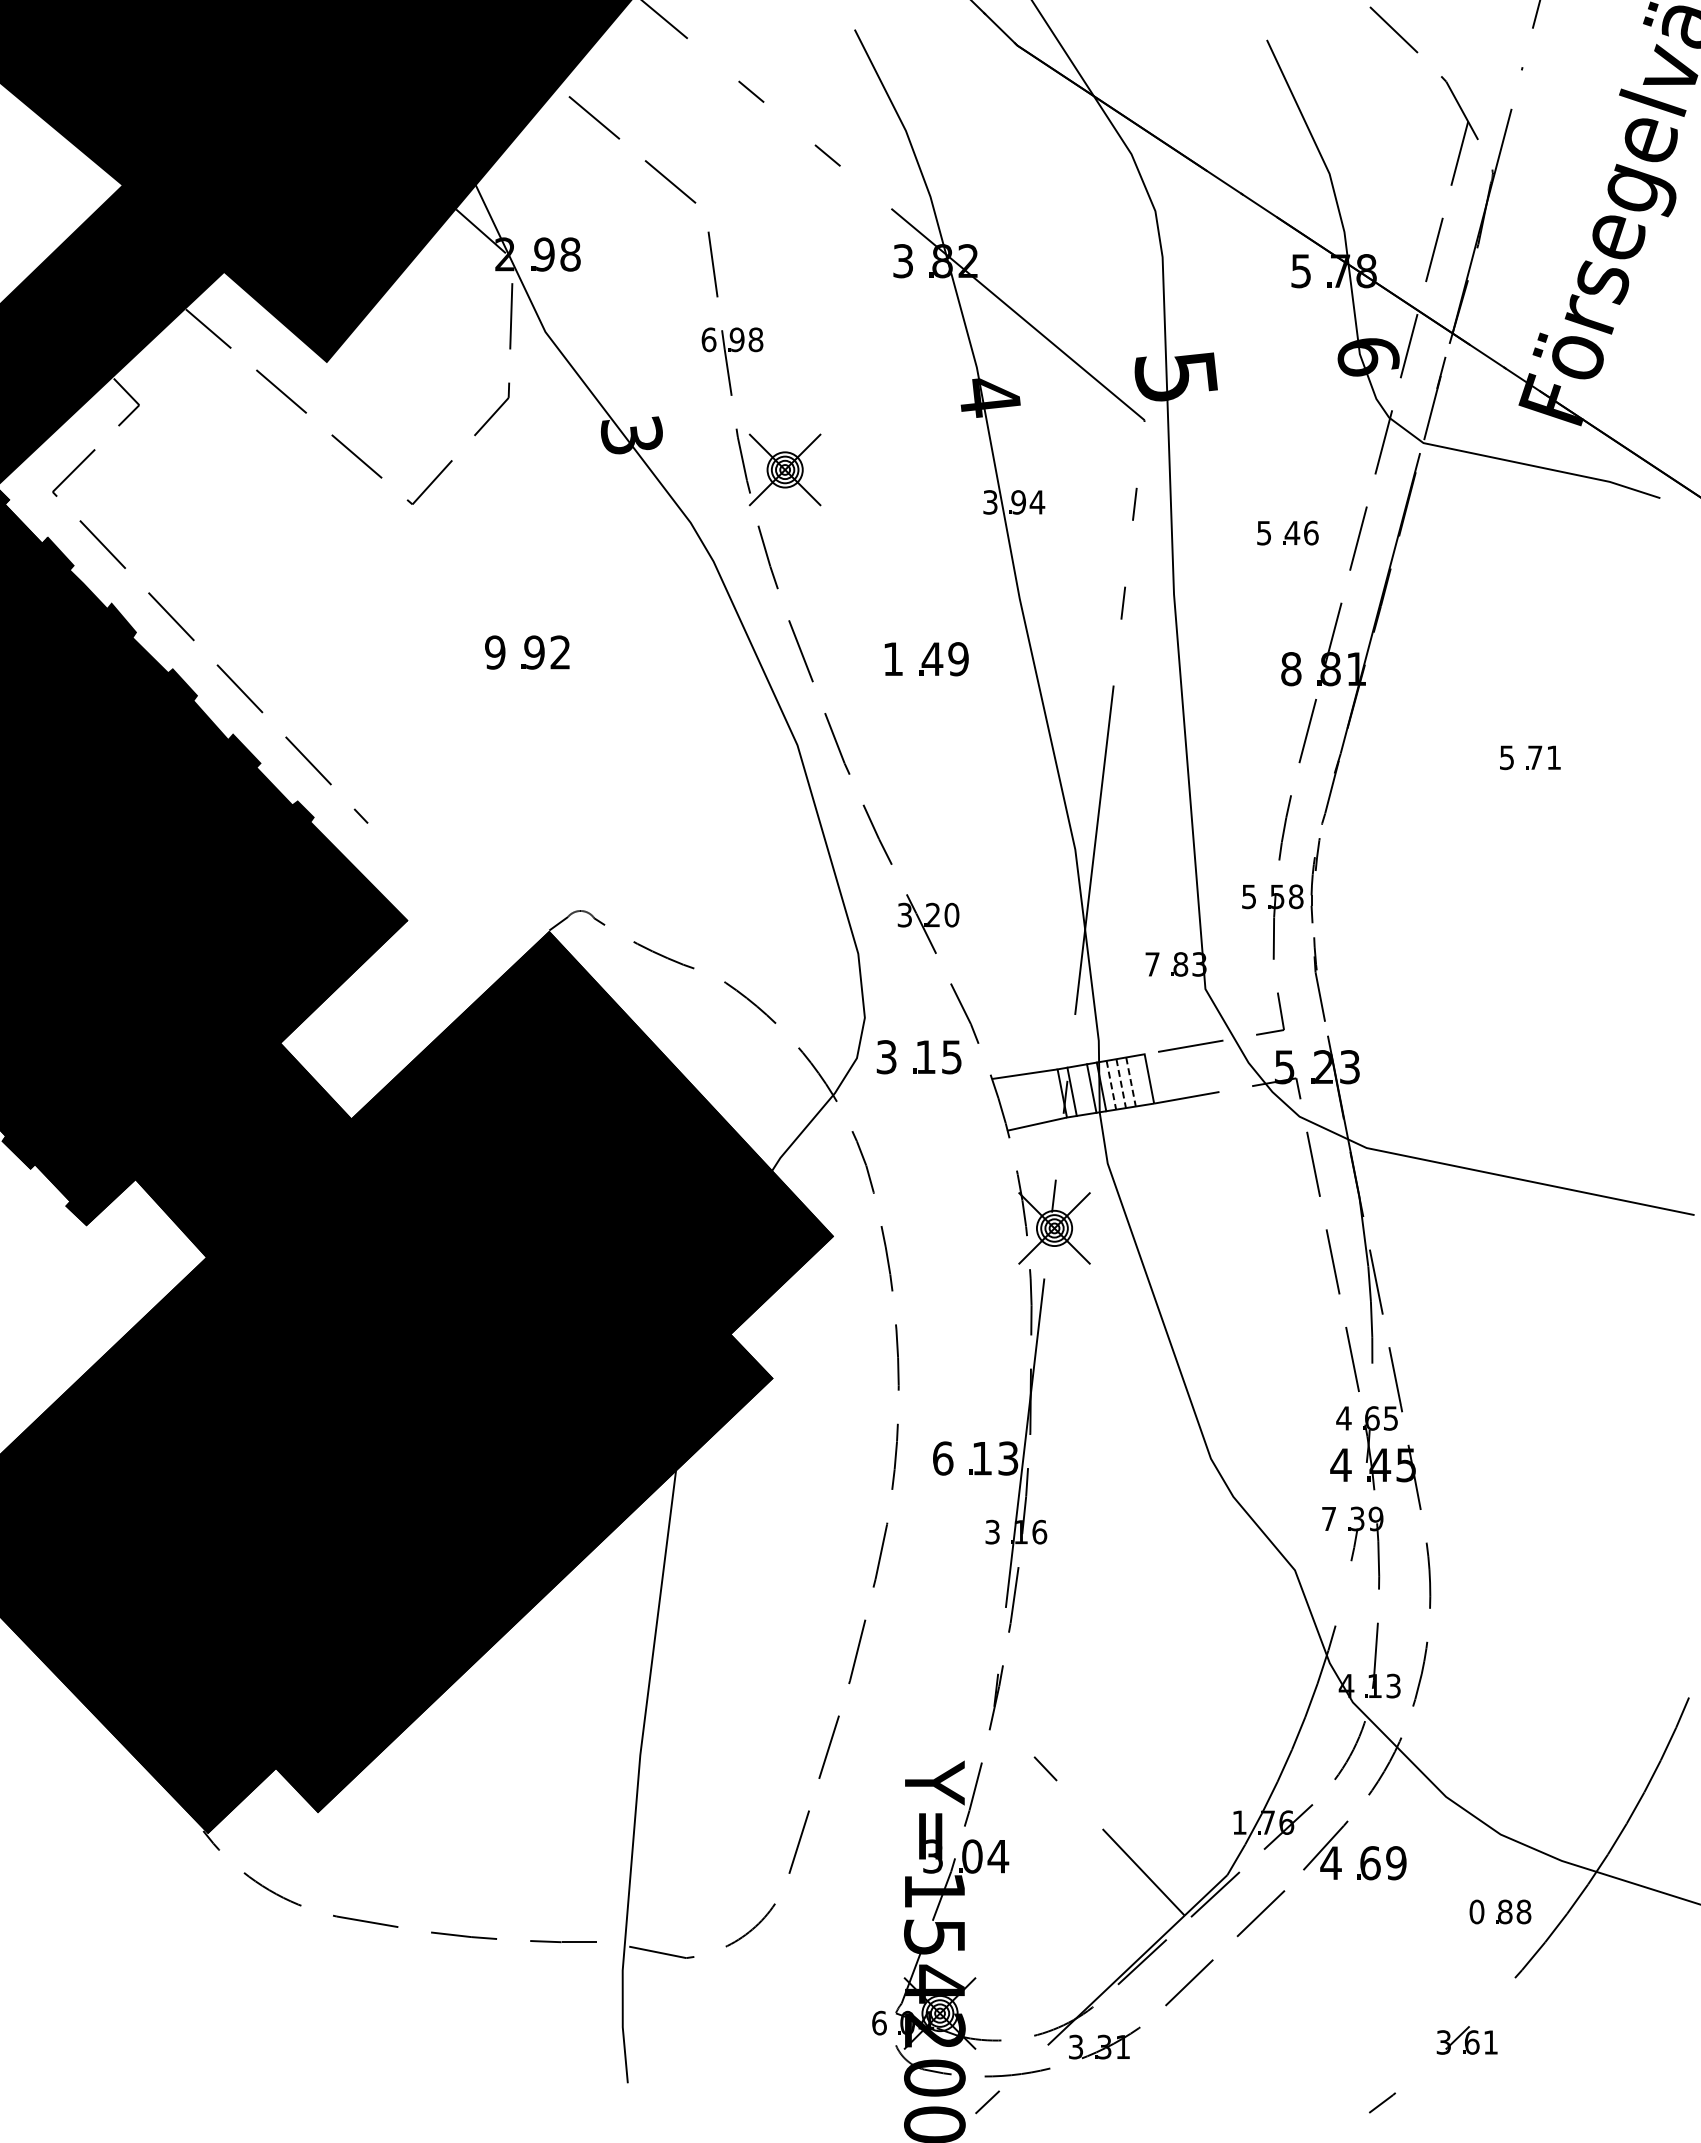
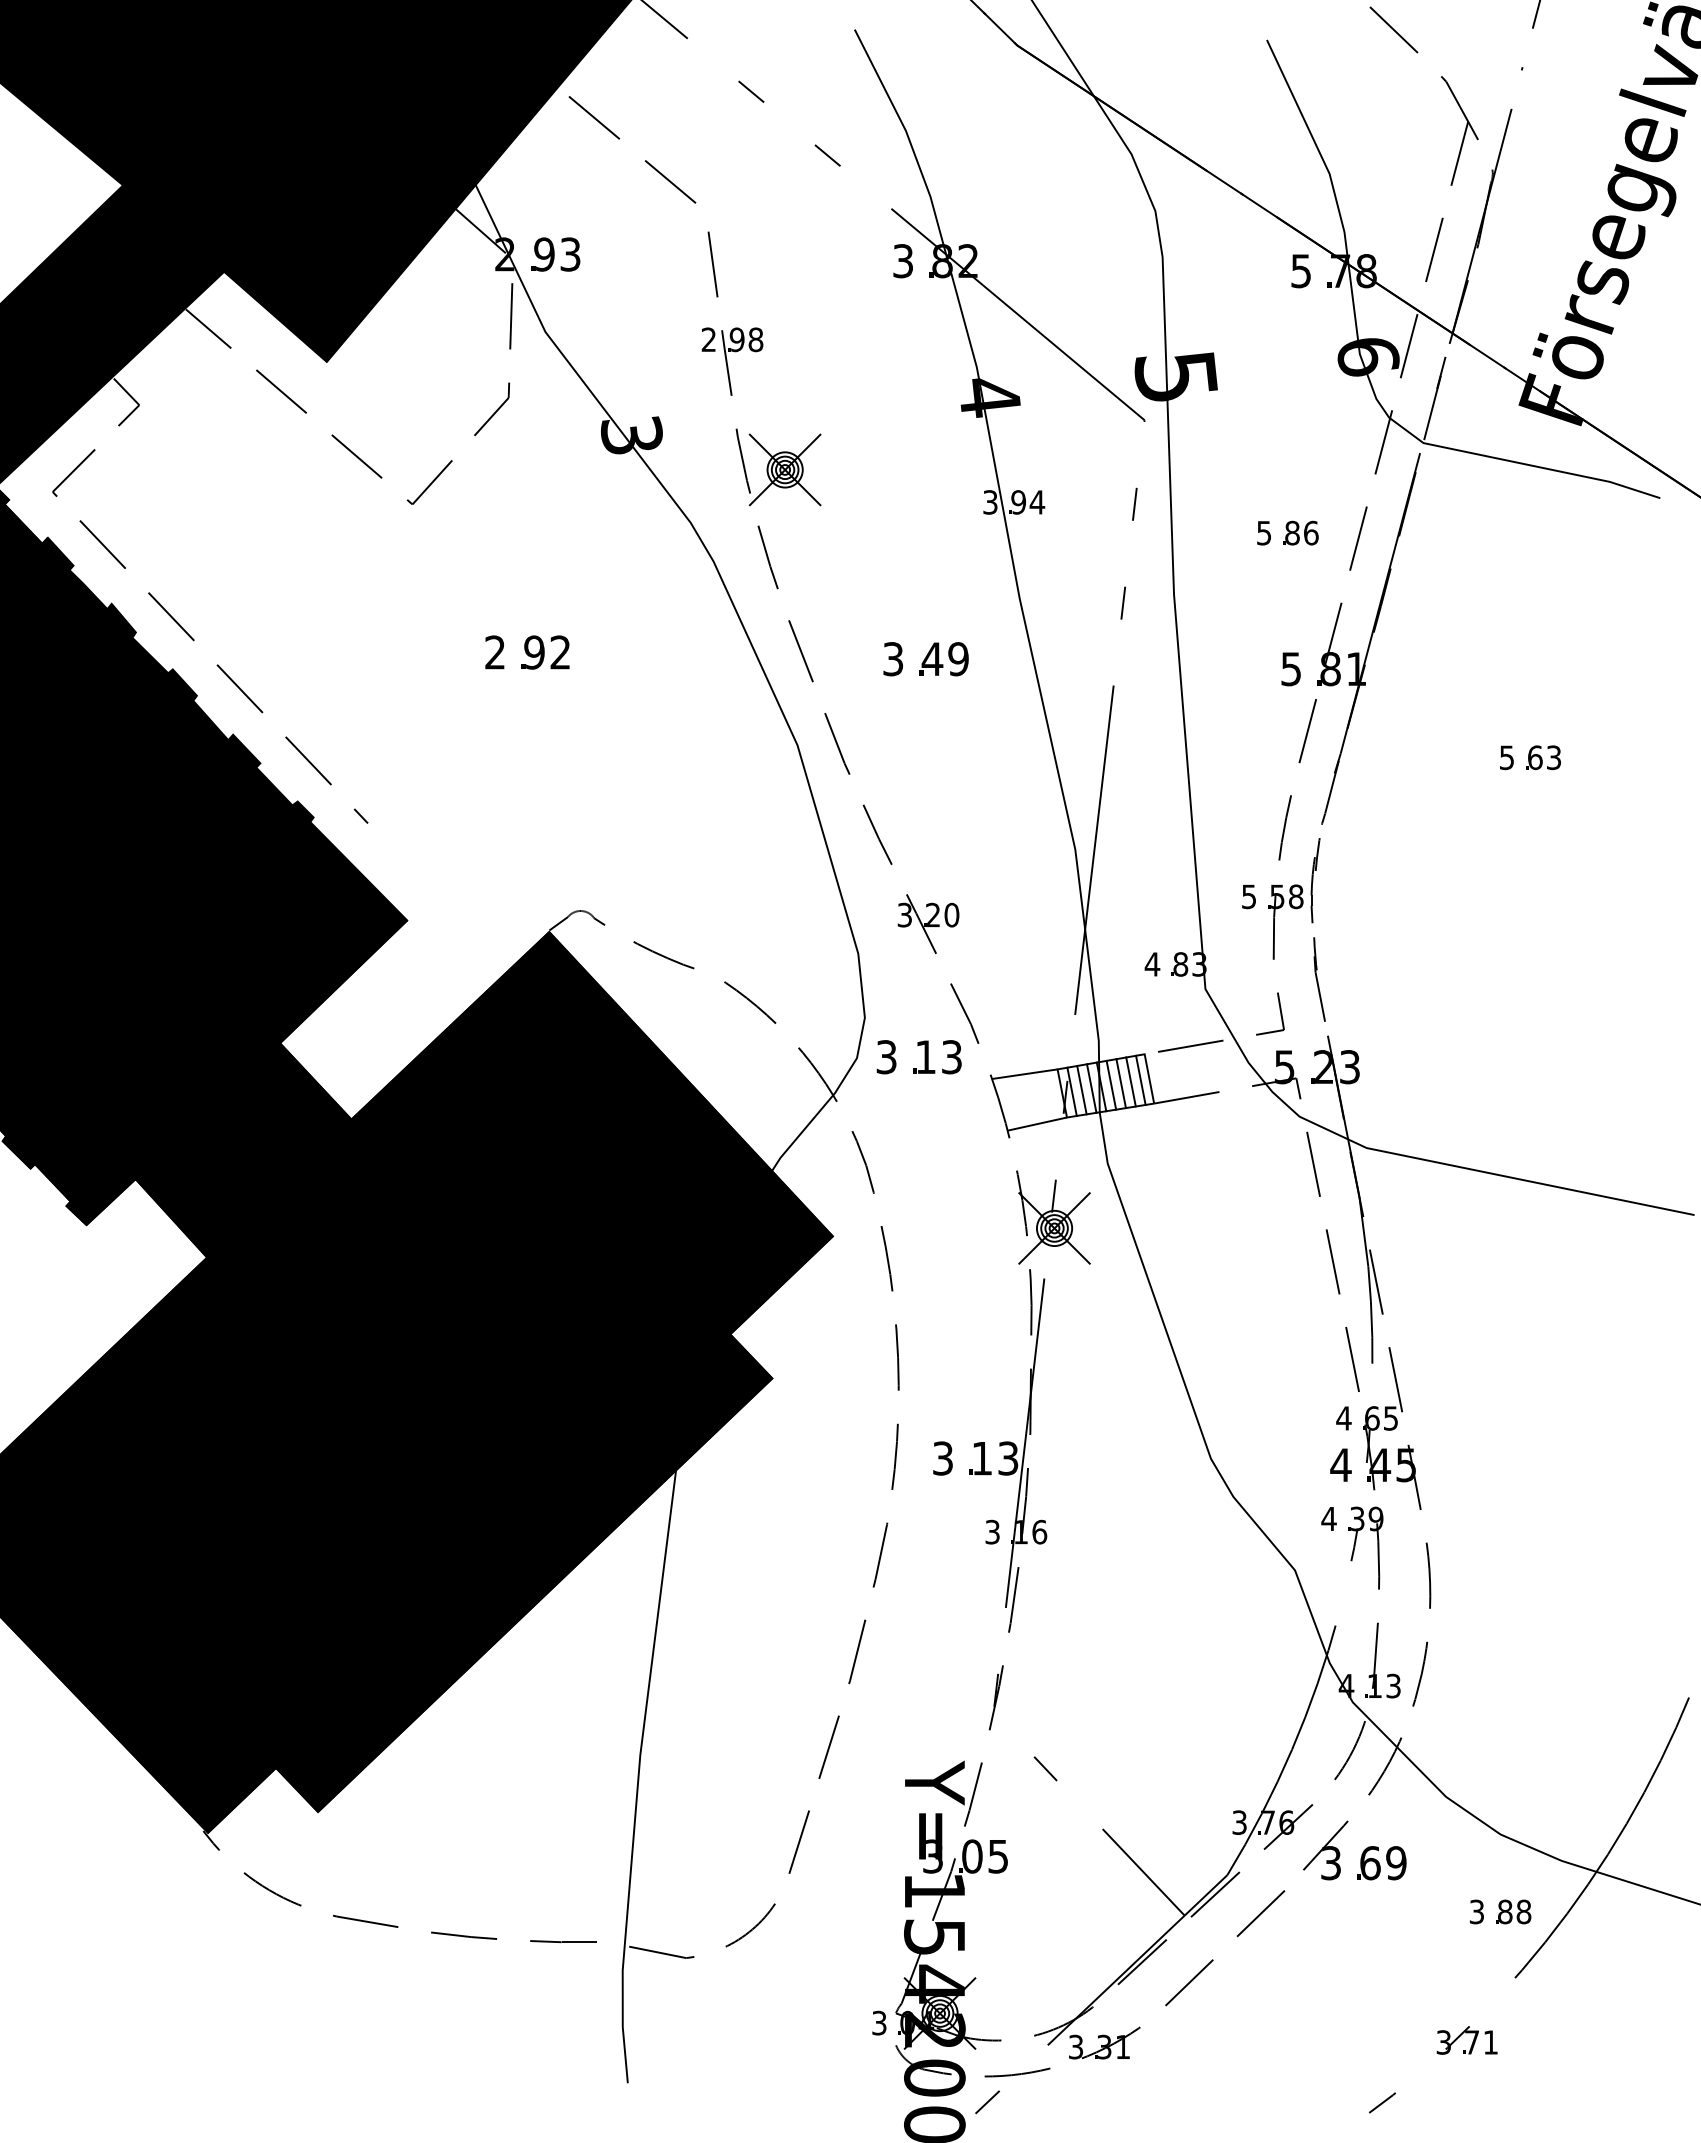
text: 98 -> 93 (570, 254)
text: 6 -> 2 (708, 339)
text: 46 -> 86 (1292, 532)
text: 9 -> 2 (495, 652)
text: 1 -> 3 (893, 659)
text: 8 -> 5 (1291, 669)
text: 71 -> 63 (1544, 757)
text: 7 -> 4 (1152, 964)
text: 15 -> 13 (951, 1056)
line: none -> present (1140, 1079)
line: dashed -> solid (1131, 1081)
line: dashed -> solid (1121, 1083)
line: dashed -> solid (1111, 1085)
line: none -> present (1081, 1089)
text: 6 -> 3 (943, 1458)
text: 7 -> 4 (1328, 1518)
text: 1 -> 3 (1239, 1822)
text: 04 -> 05 (998, 1856)
text: 4 -> 3 (1330, 1863)
text: 0 -> 3 (1476, 1911)
text: 6 -> 3 (879, 2022)
text: 61 -> 71 (1472, 2042)
